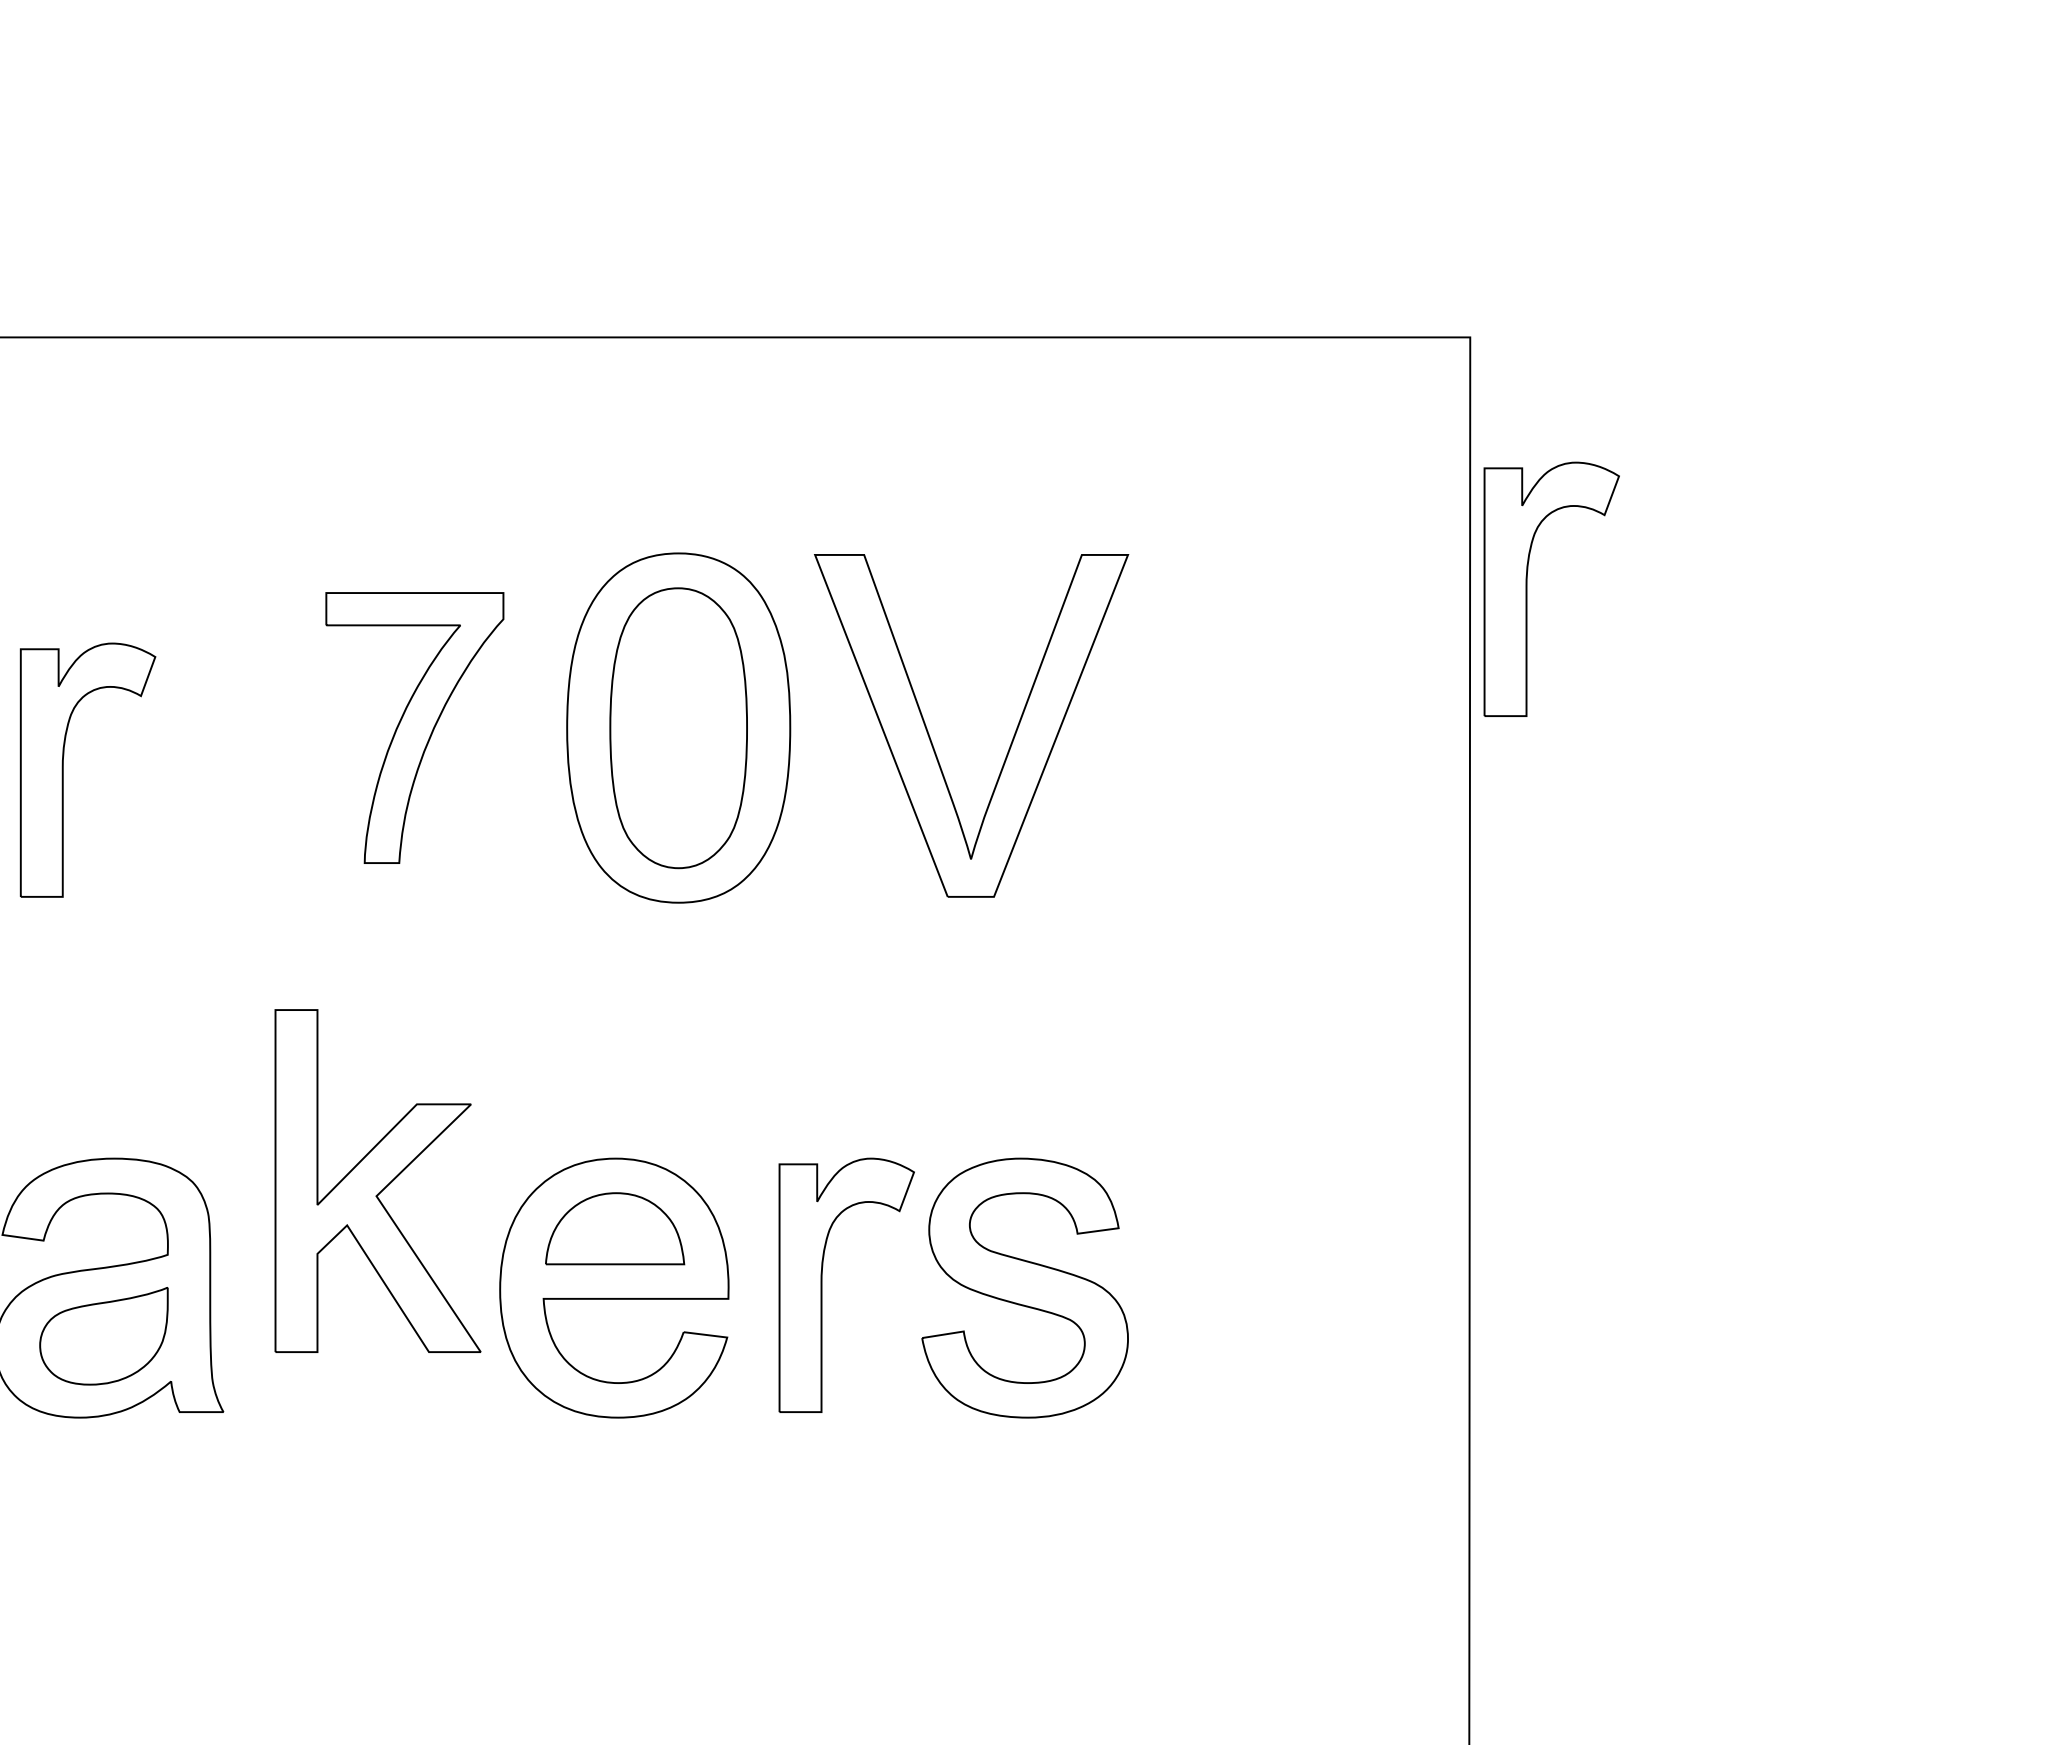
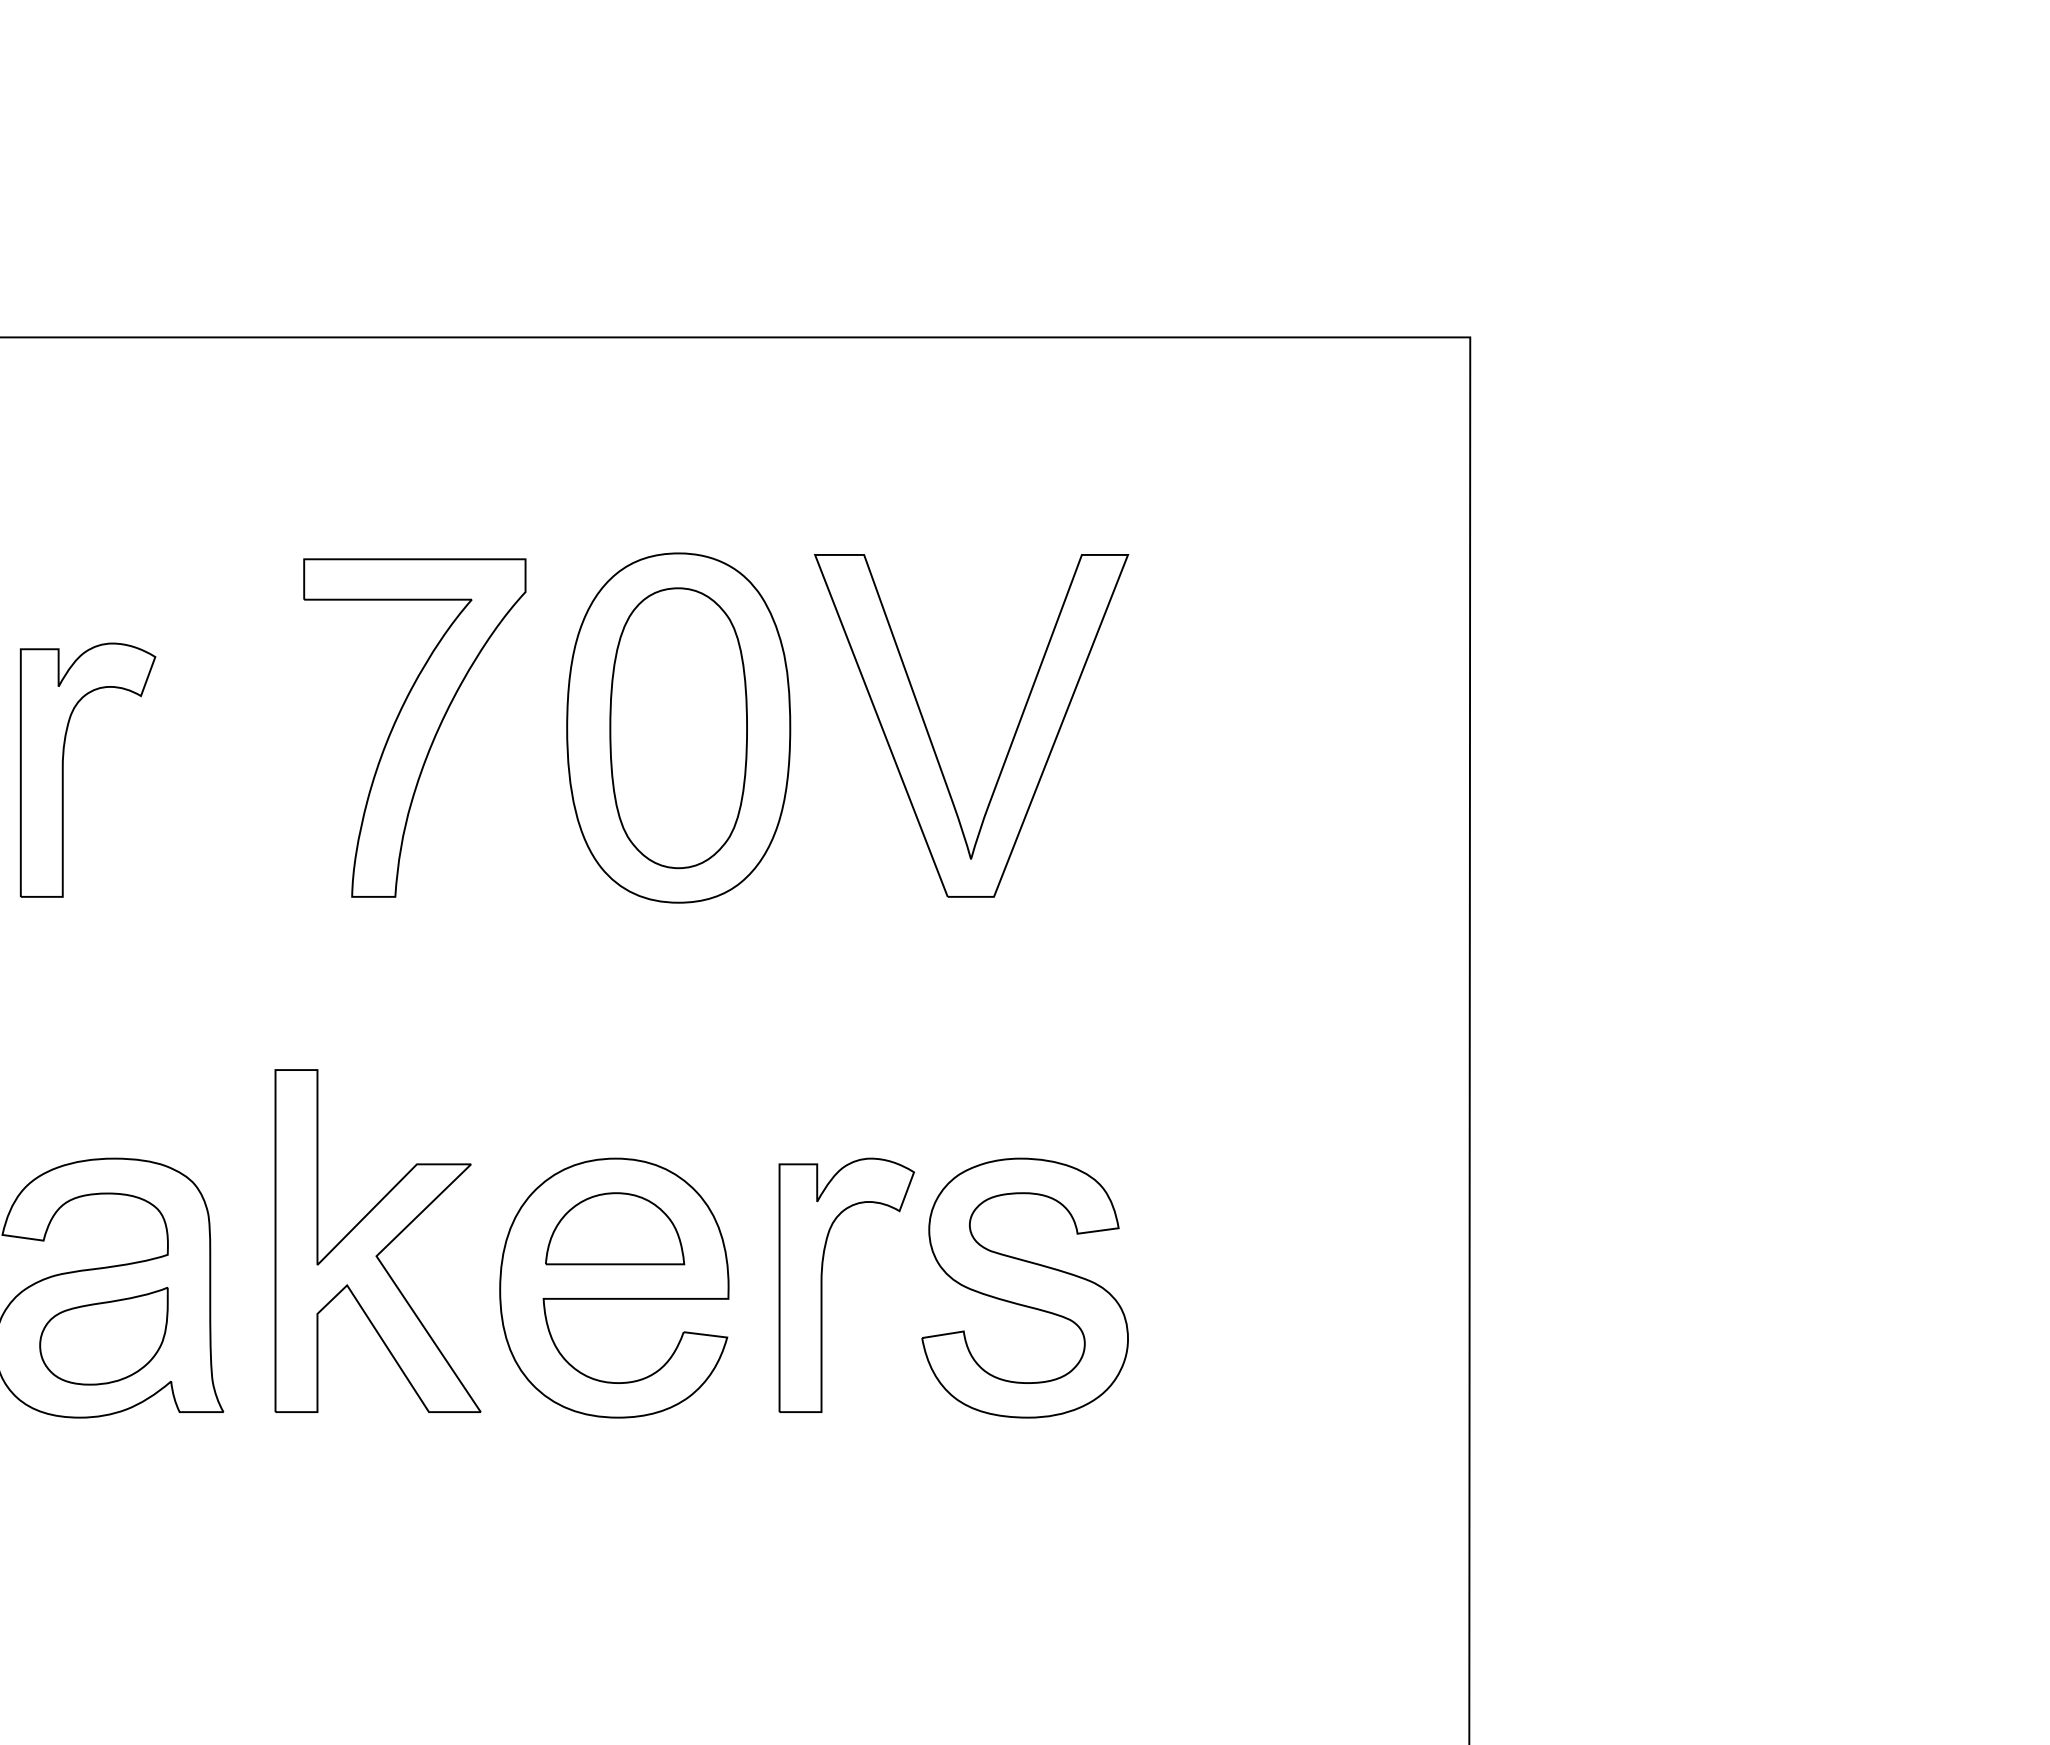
part: present -> none (1527, 588)
part size: 180x272 px -> 224x340 px (414, 727)
part position: (377, 1180) -> (377, 1240) (377, 1240)
